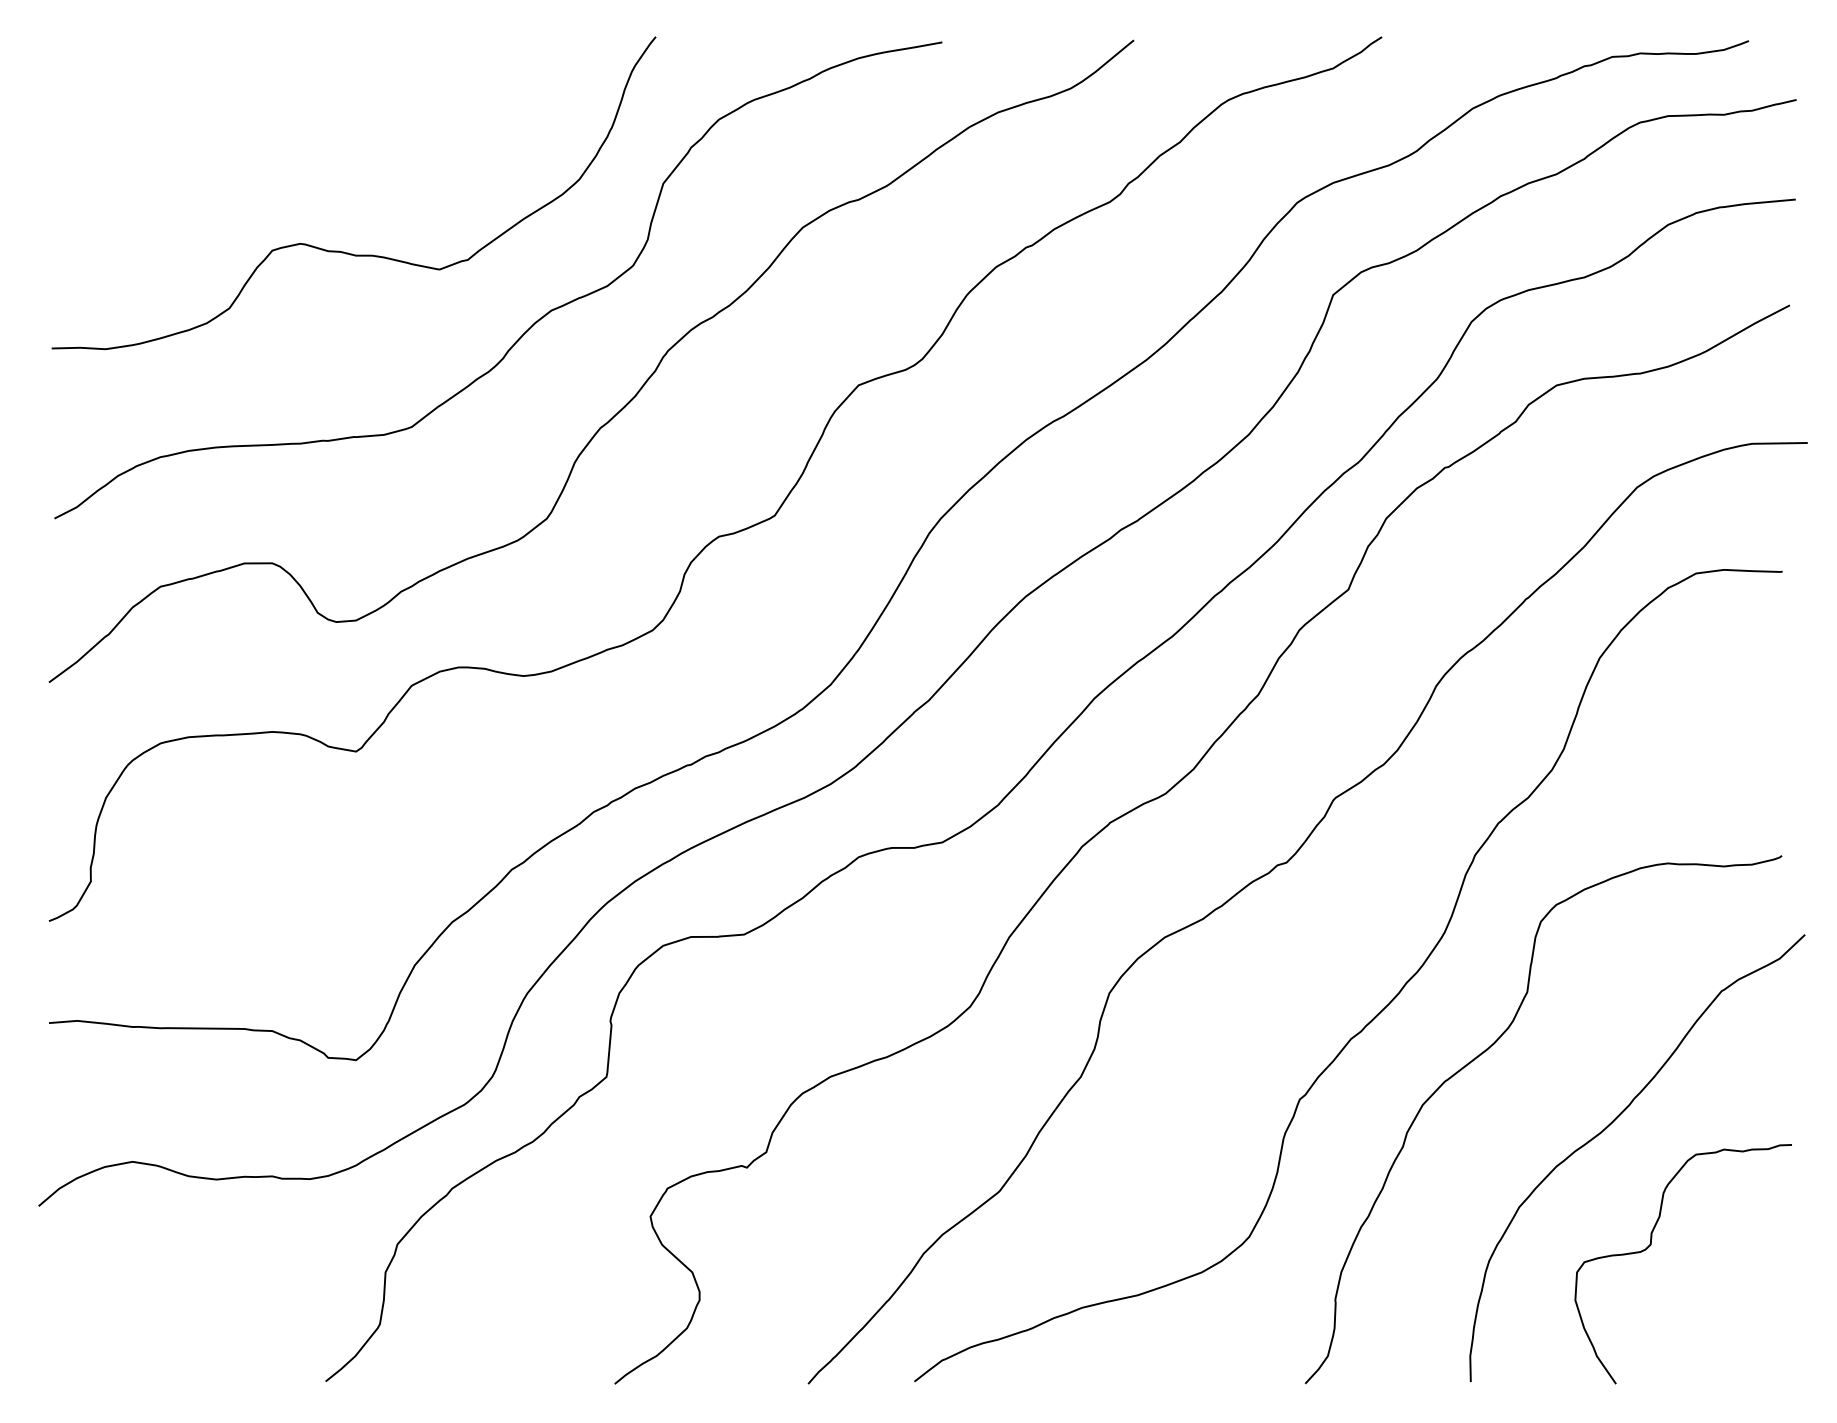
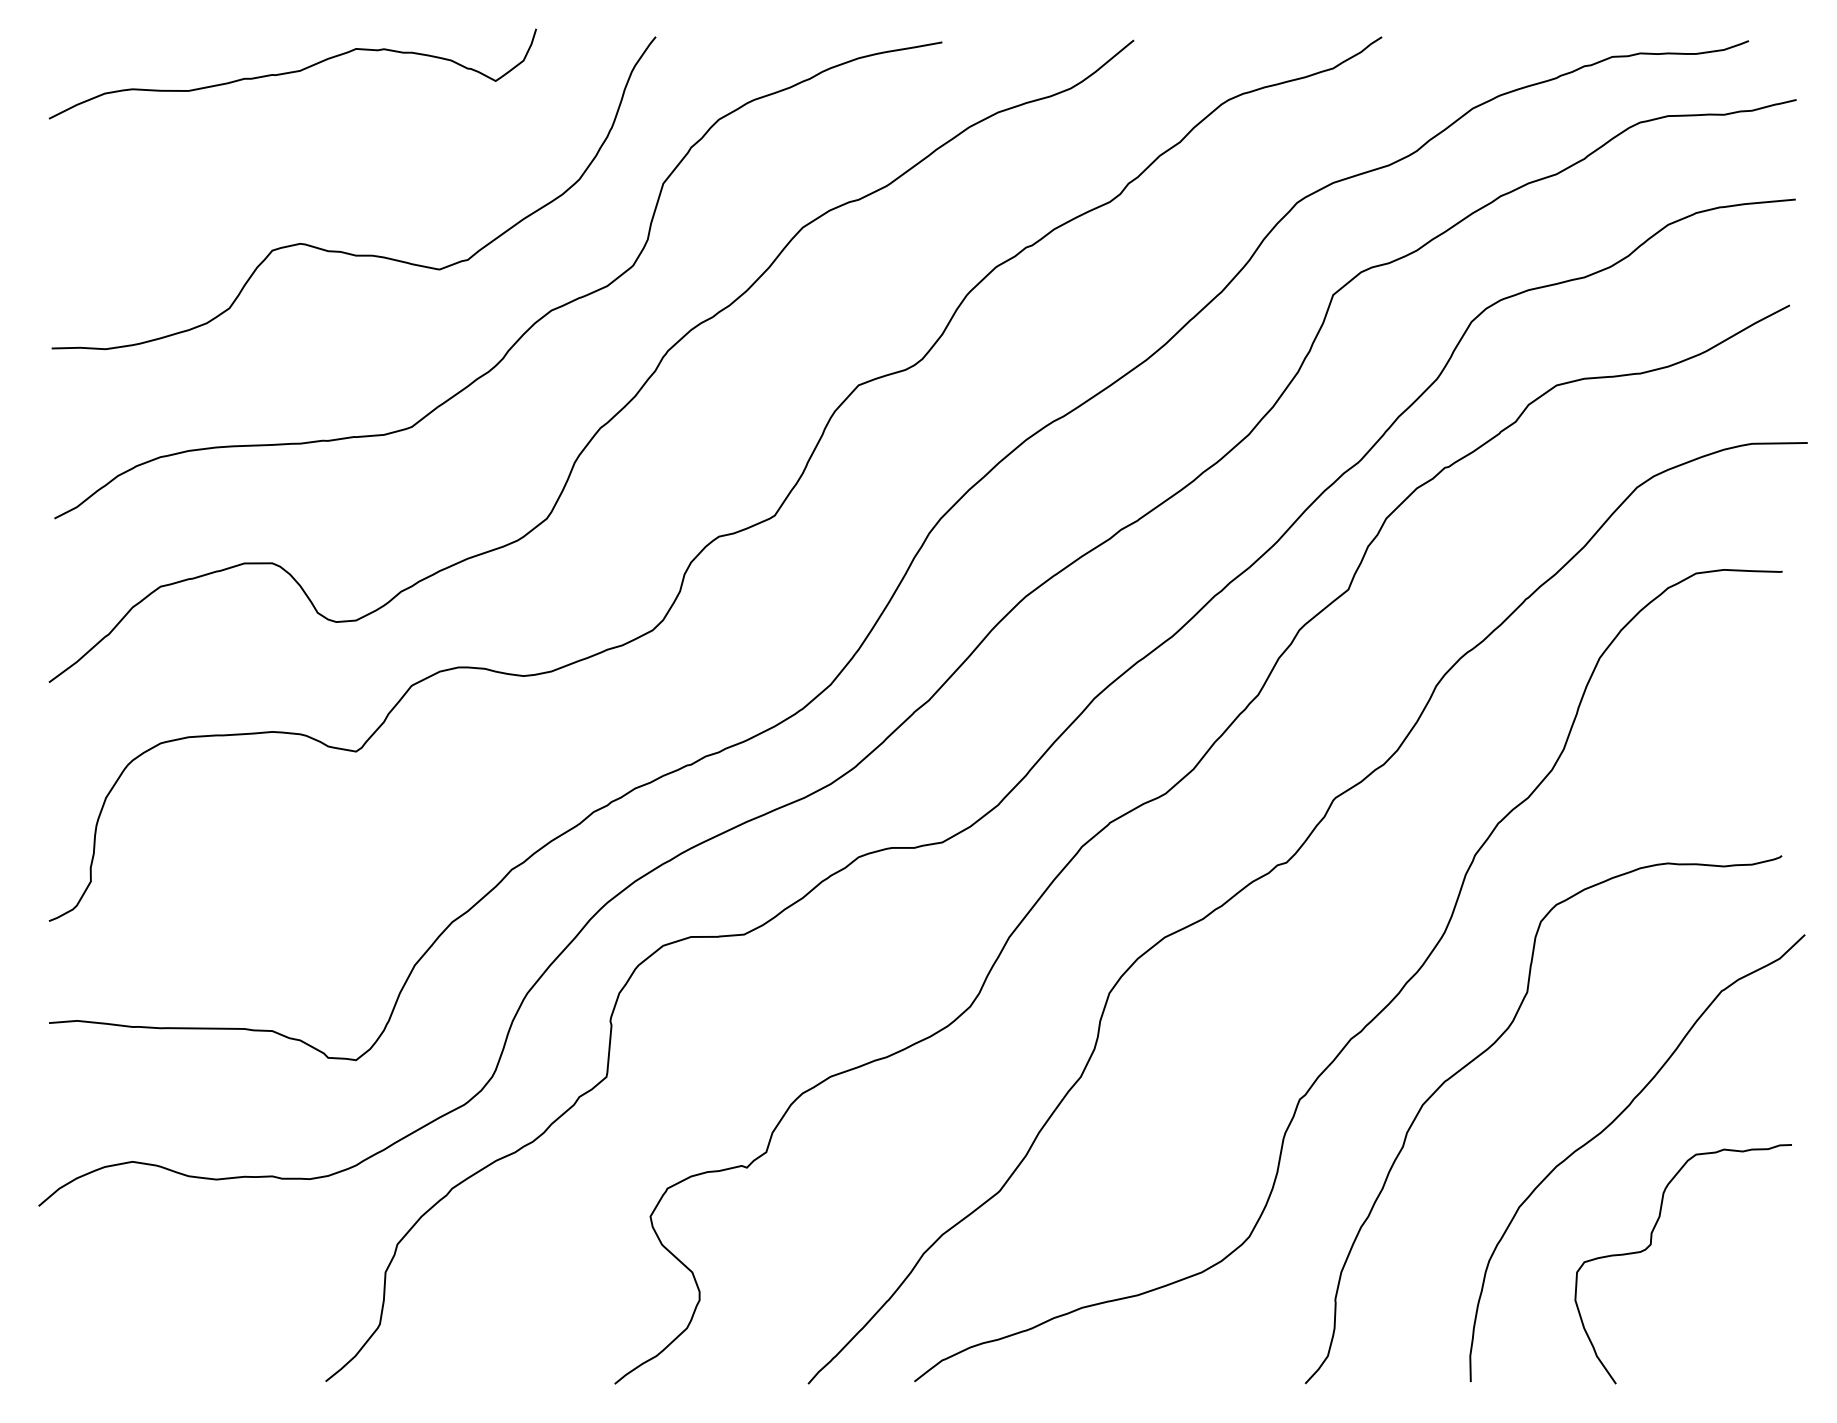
curve: none -> present (292, 73)
